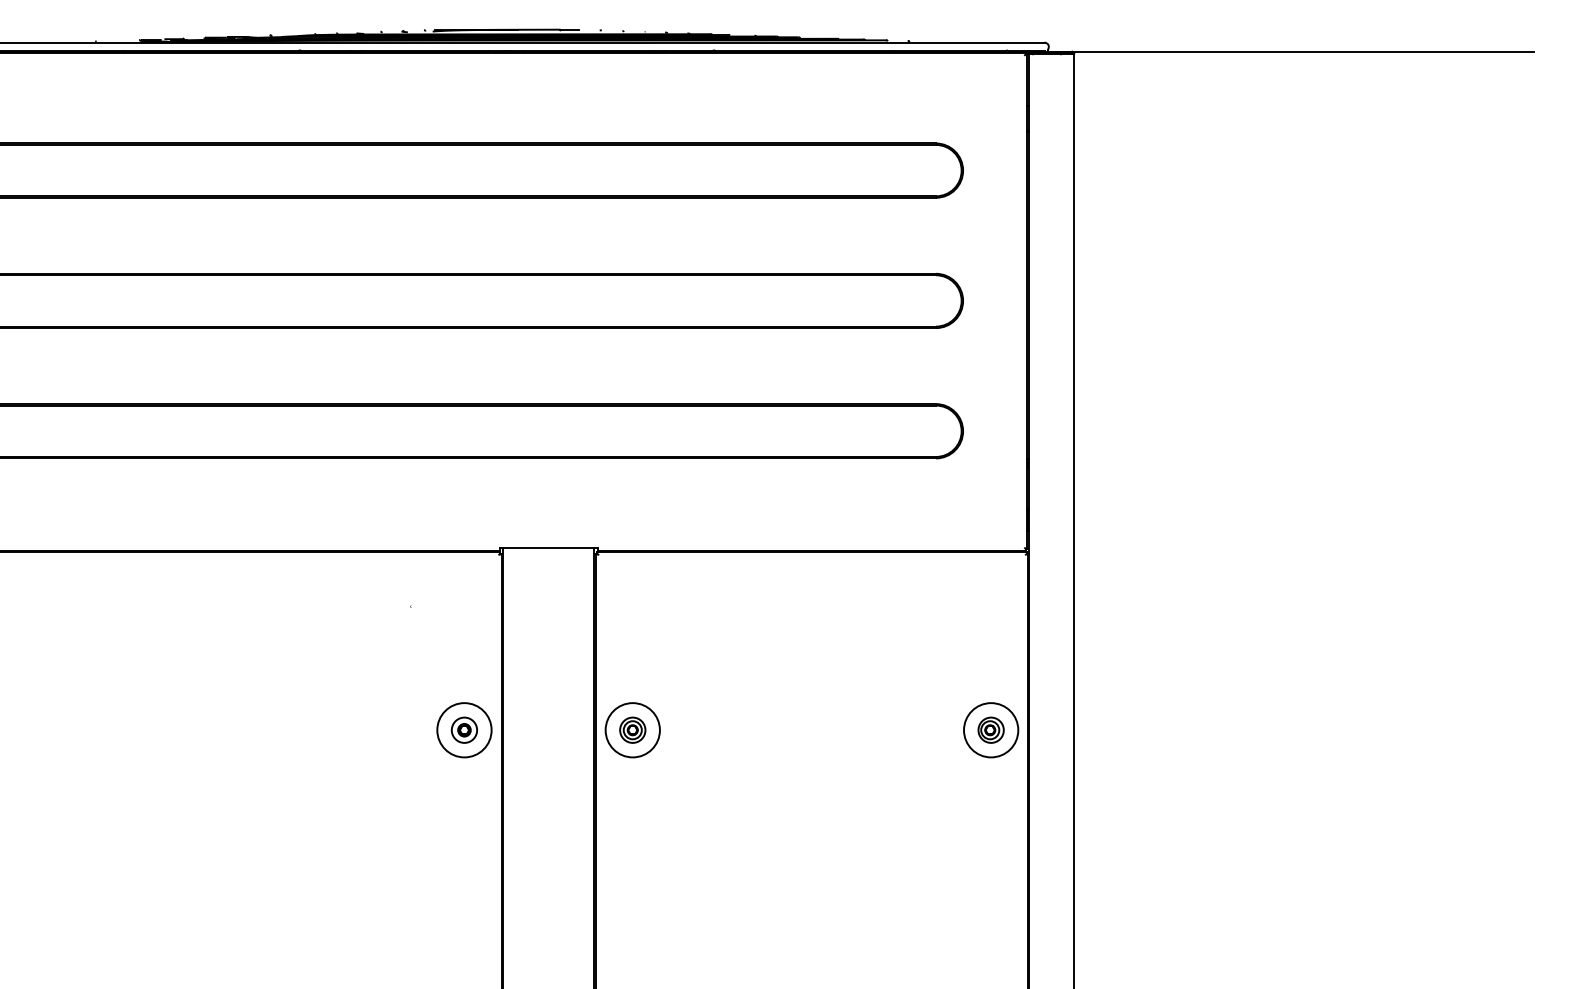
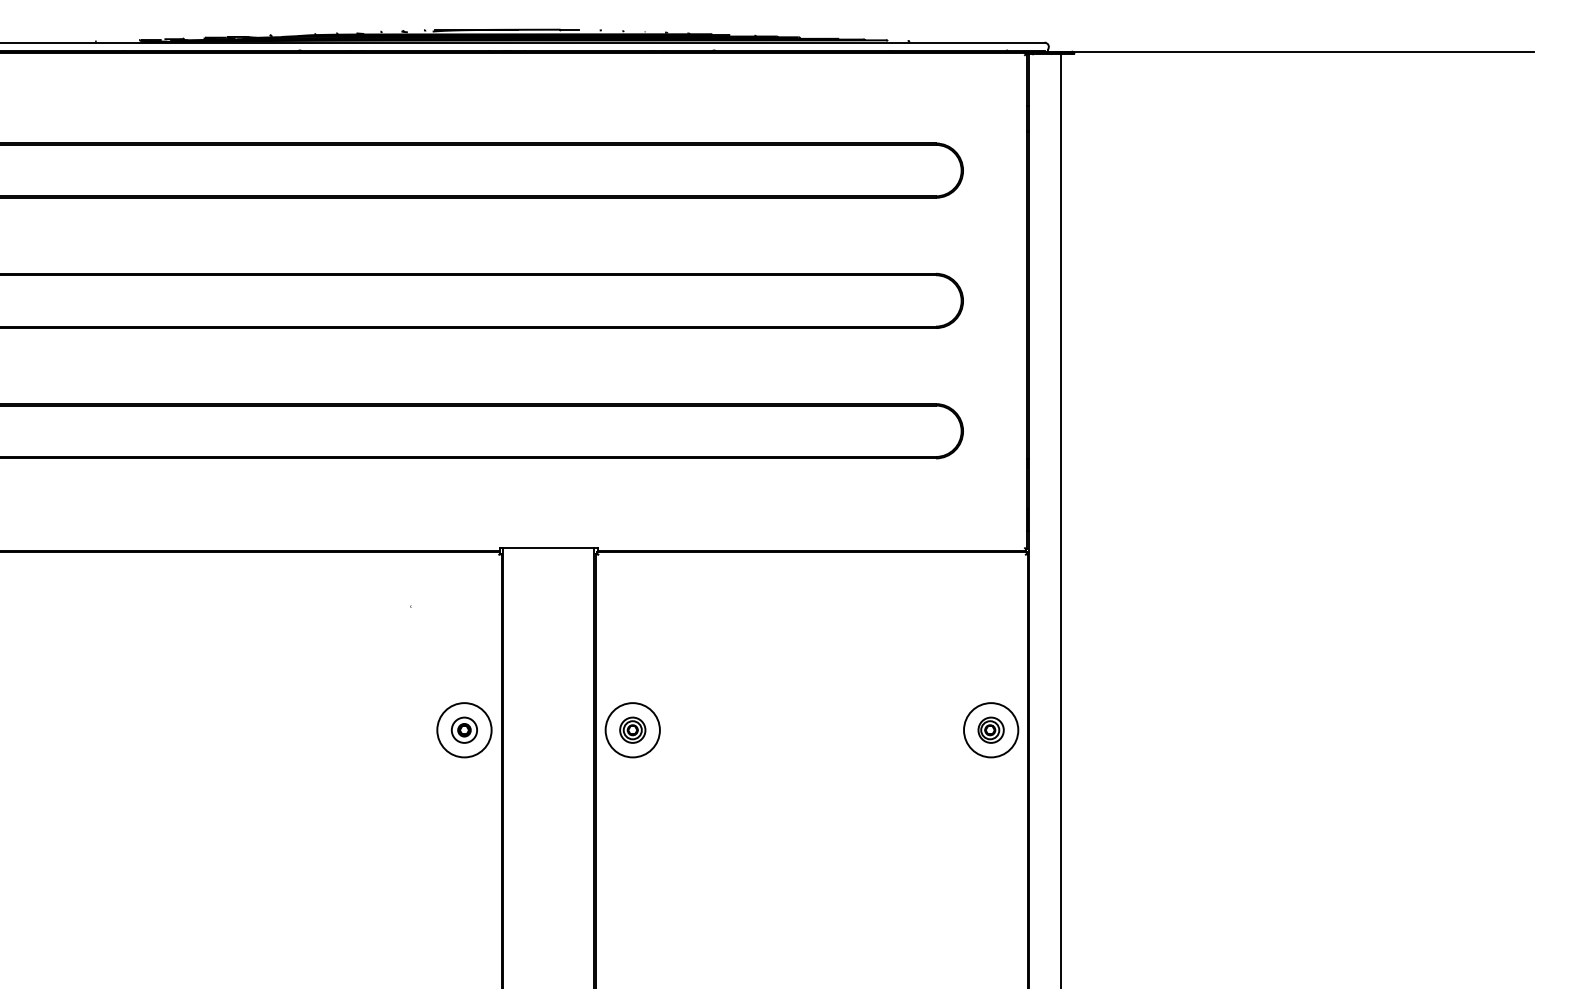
line position: (1074, 519) -> (1061, 519) (1061, 519)
